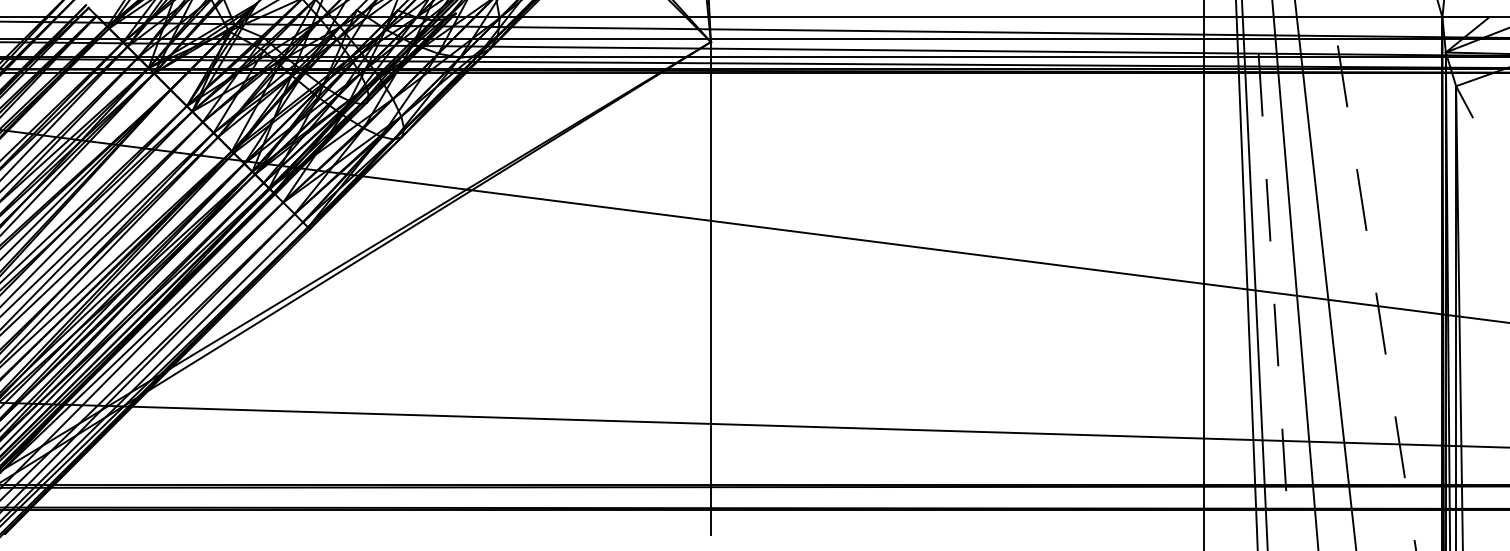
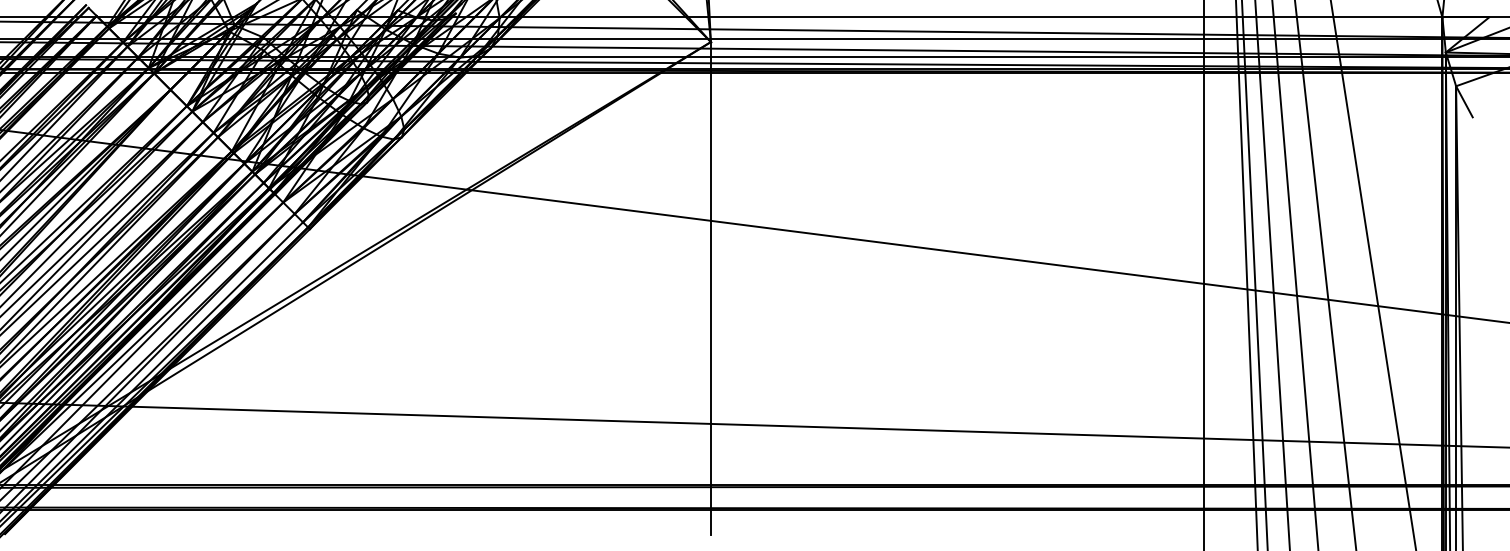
line: dashed -> solid (1272, 275)
line: dashed -> solid (1373, 275)
